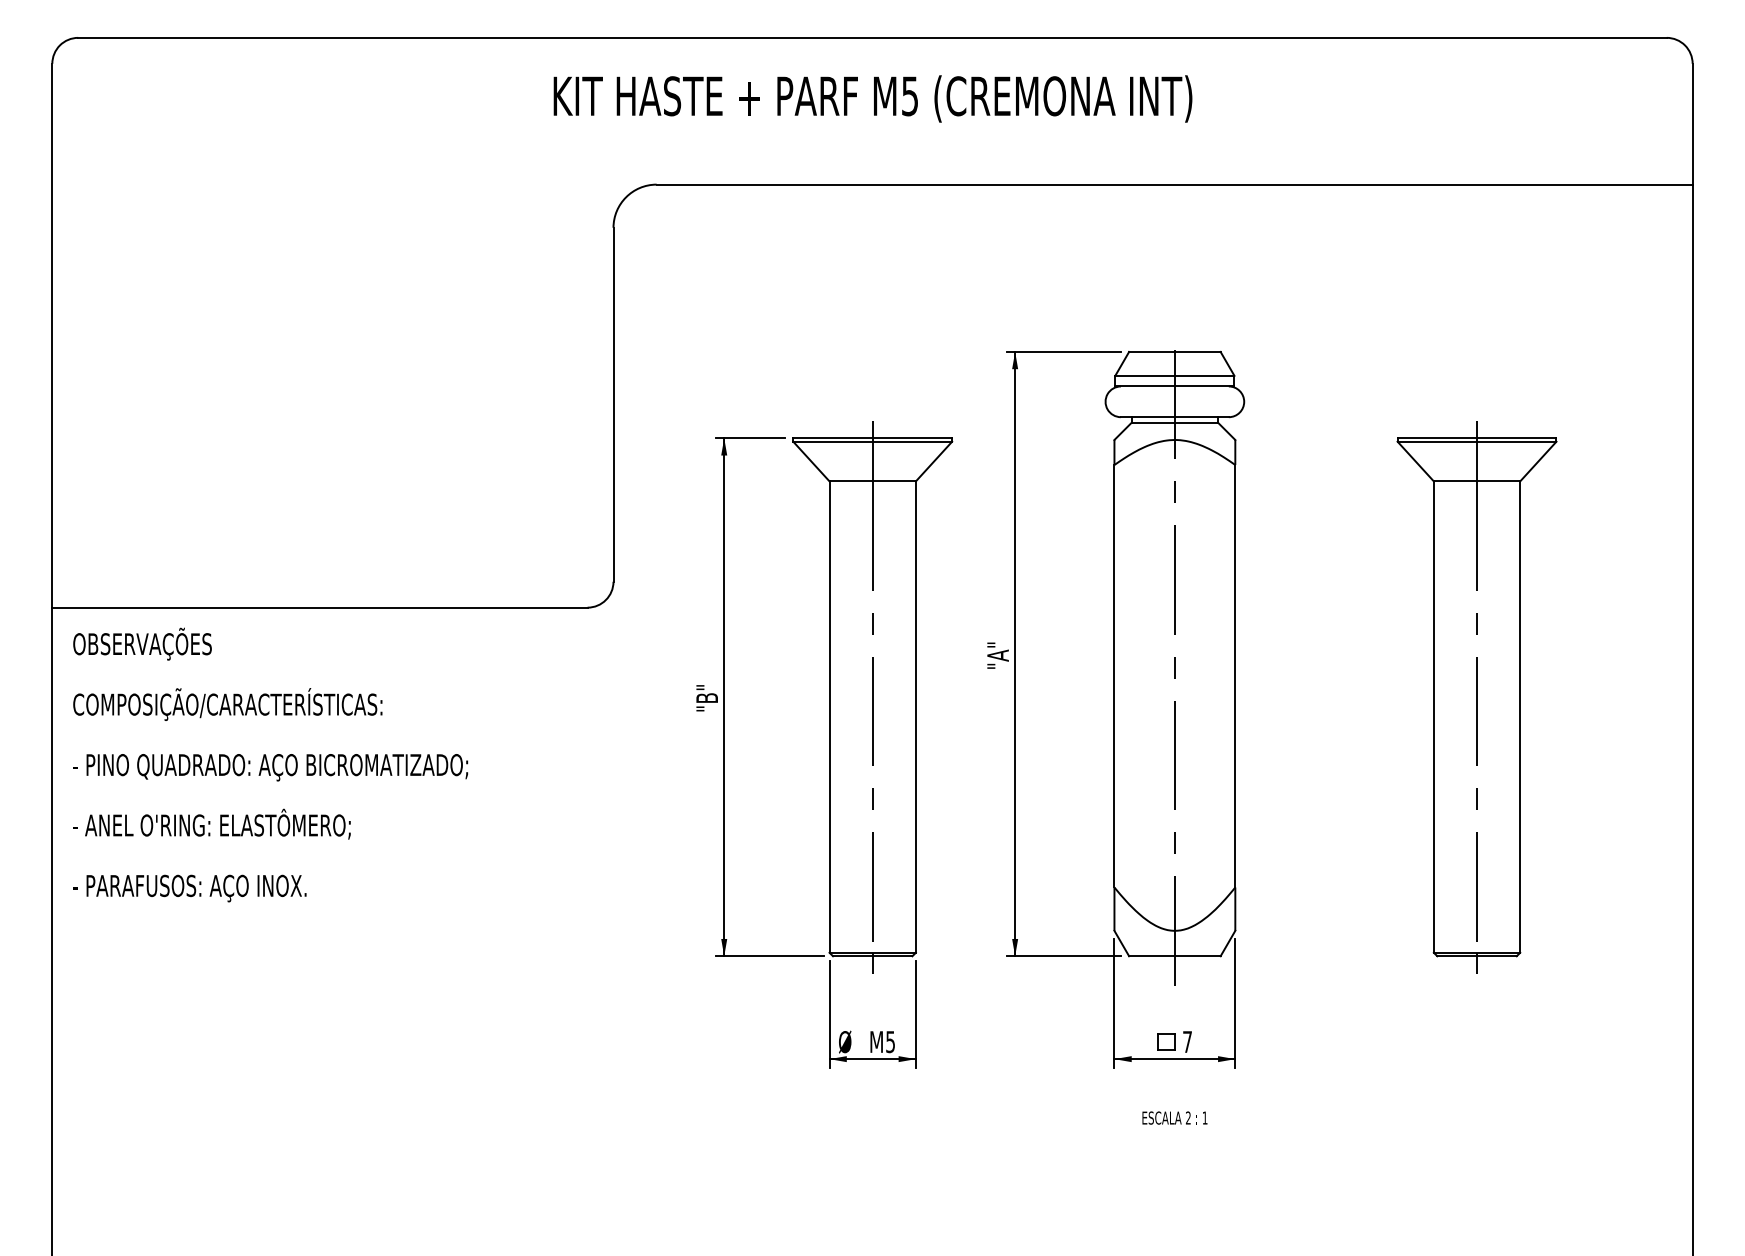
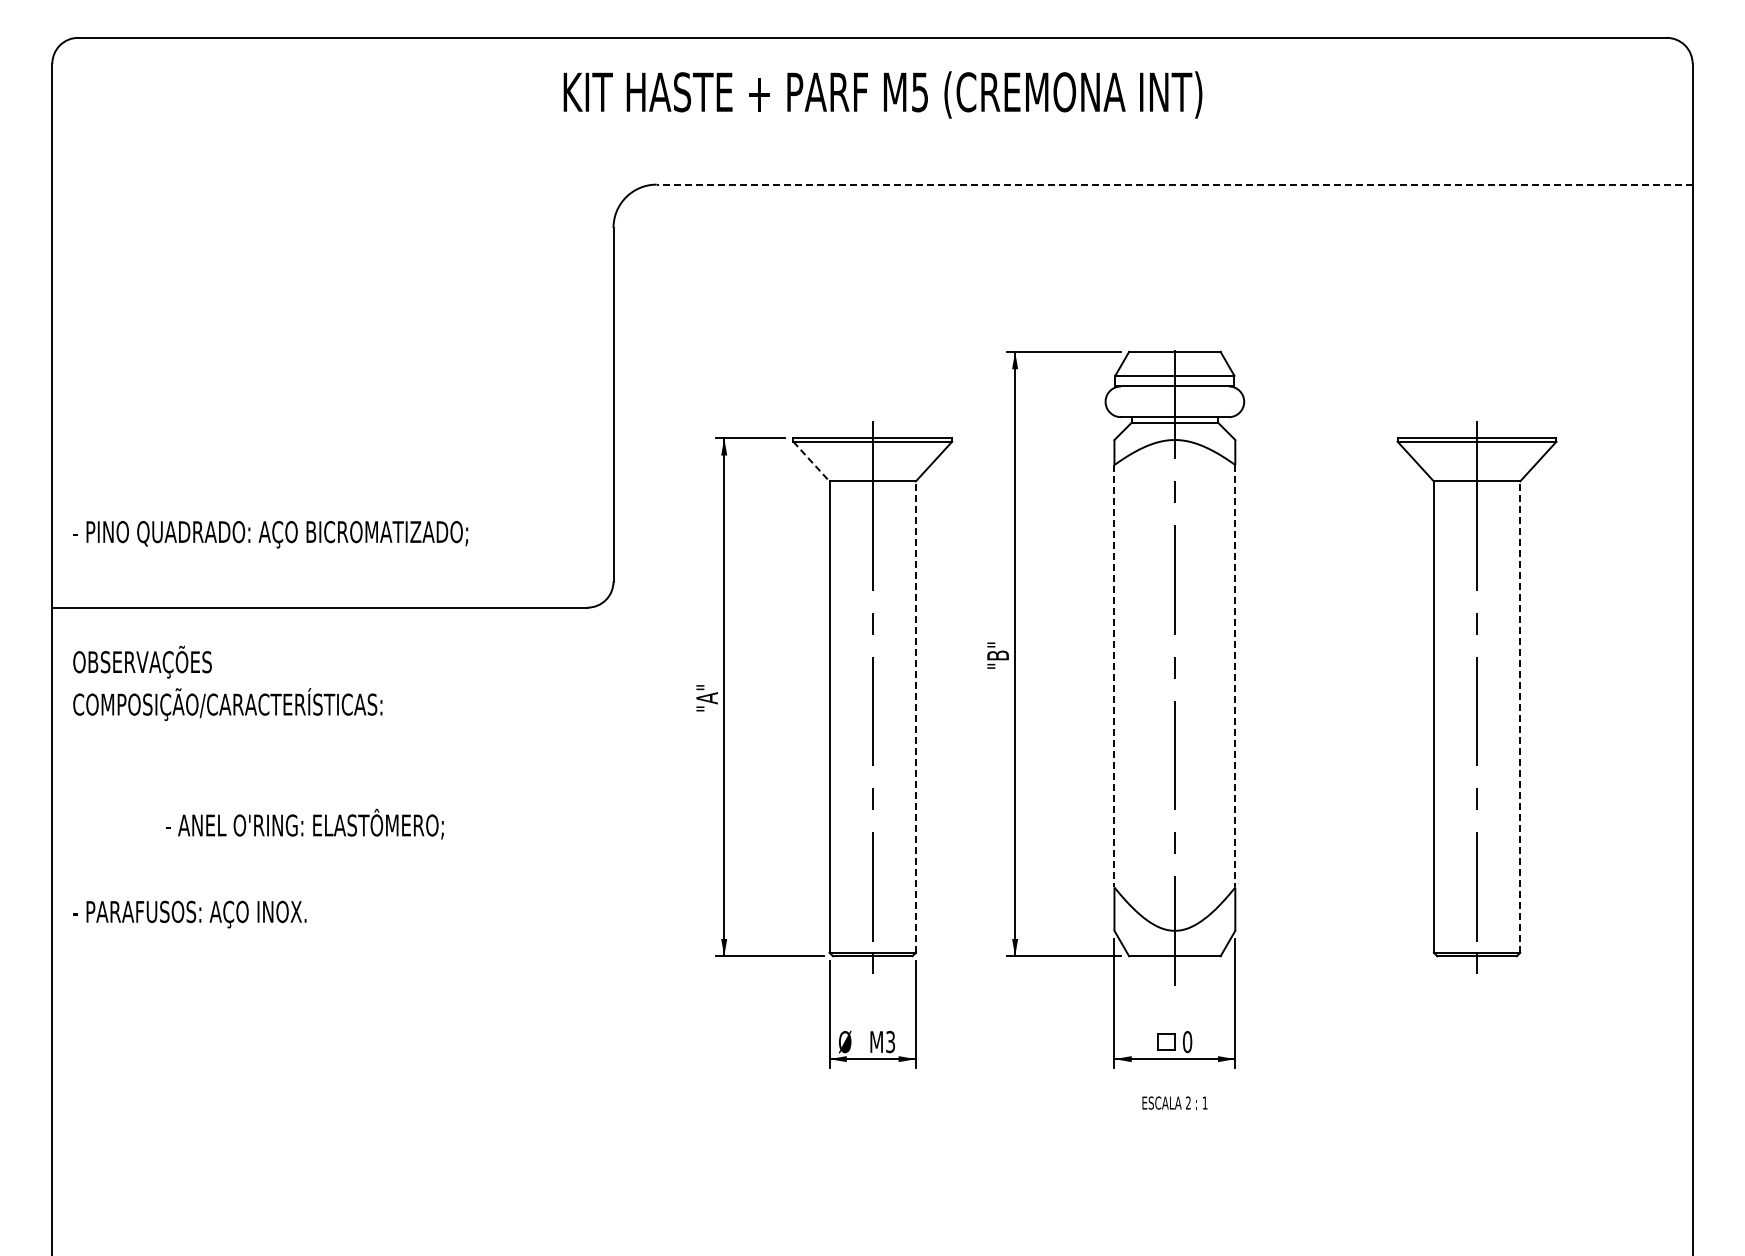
text position: (872, 98) -> (882, 94) (882, 94)
line: solid -> dashed (1174, 184)
line: solid -> dashed (811, 461)
text position: (142, 643) -> (142, 661) (142, 661)
text: "A" -> "B" (997, 655)
line: solid -> dashed (1114, 676)
line: solid -> dashed (1235, 676)
text: "B" -> "A" (706, 698)
line: solid -> dashed (915, 717)
line: solid -> dashed (1520, 717)
text position: (270, 767) -> (270, 534) (270, 534)
text position: (211, 823) -> (304, 823) (304, 823)
text position: (189, 888) -> (189, 914) (189, 914)
text: M5 -> M3 (890, 1041)
text: 7 -> 0 (1187, 1042)
text position: (1174, 1117) -> (1174, 1102) (1174, 1102)
